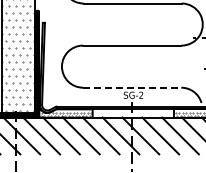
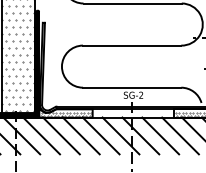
line: dashed -> solid (132, 87)
